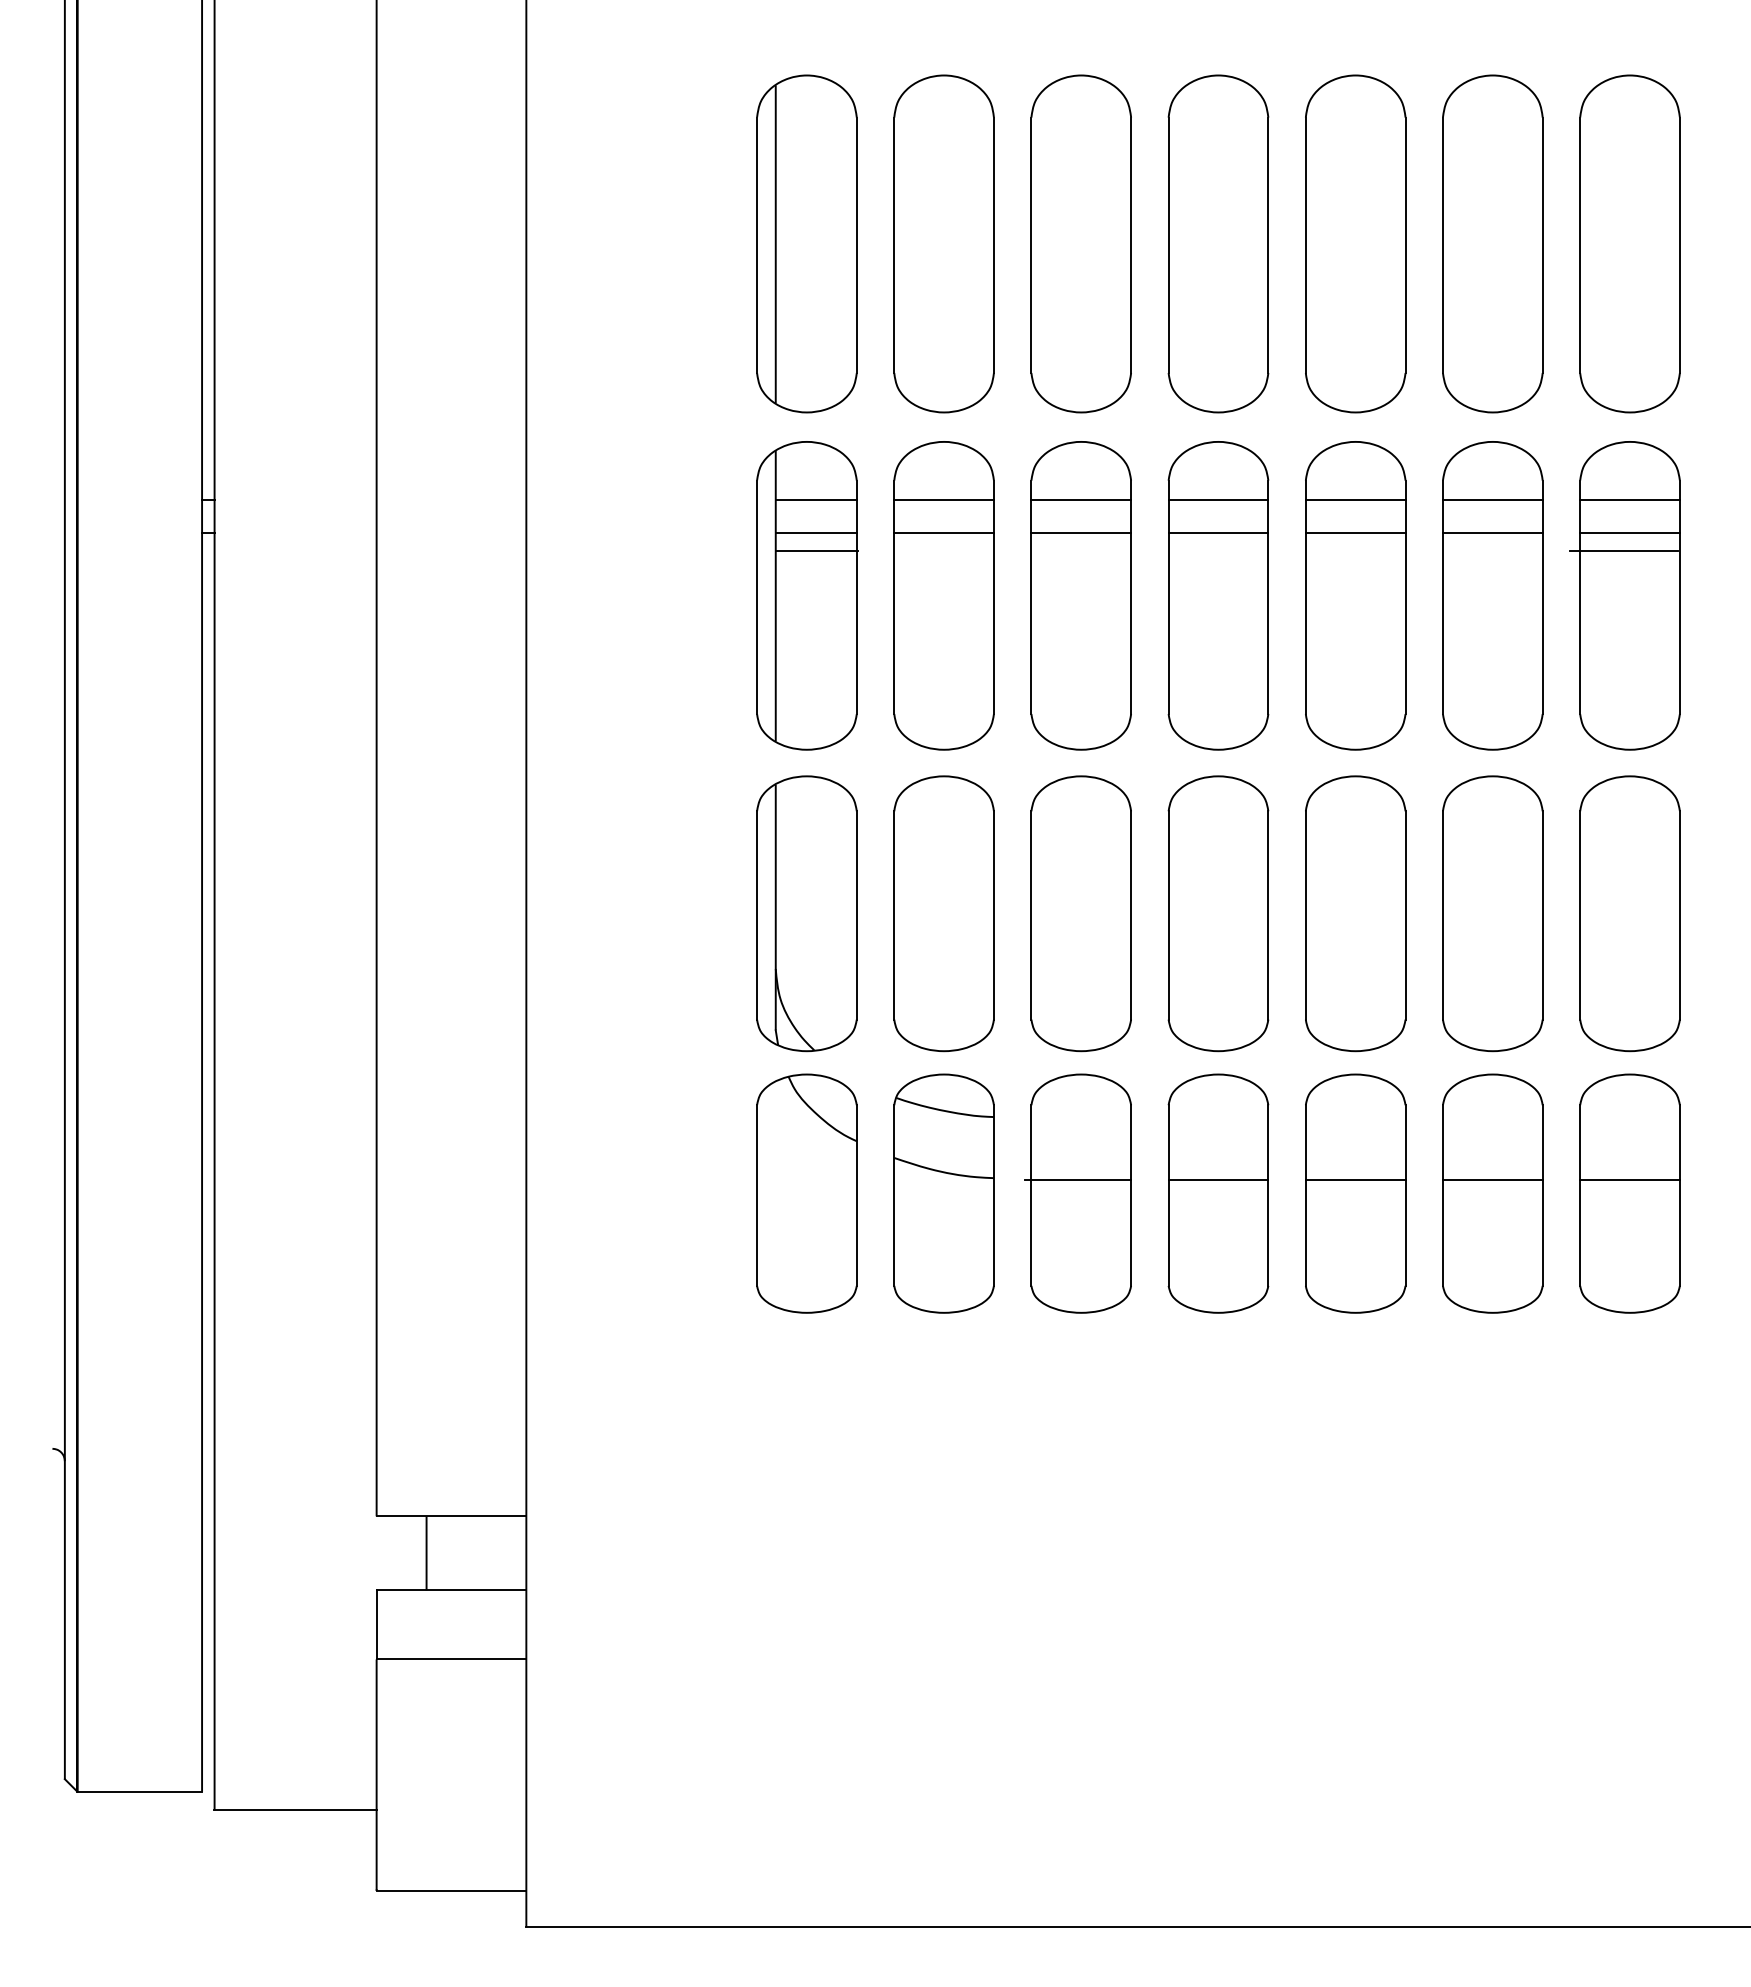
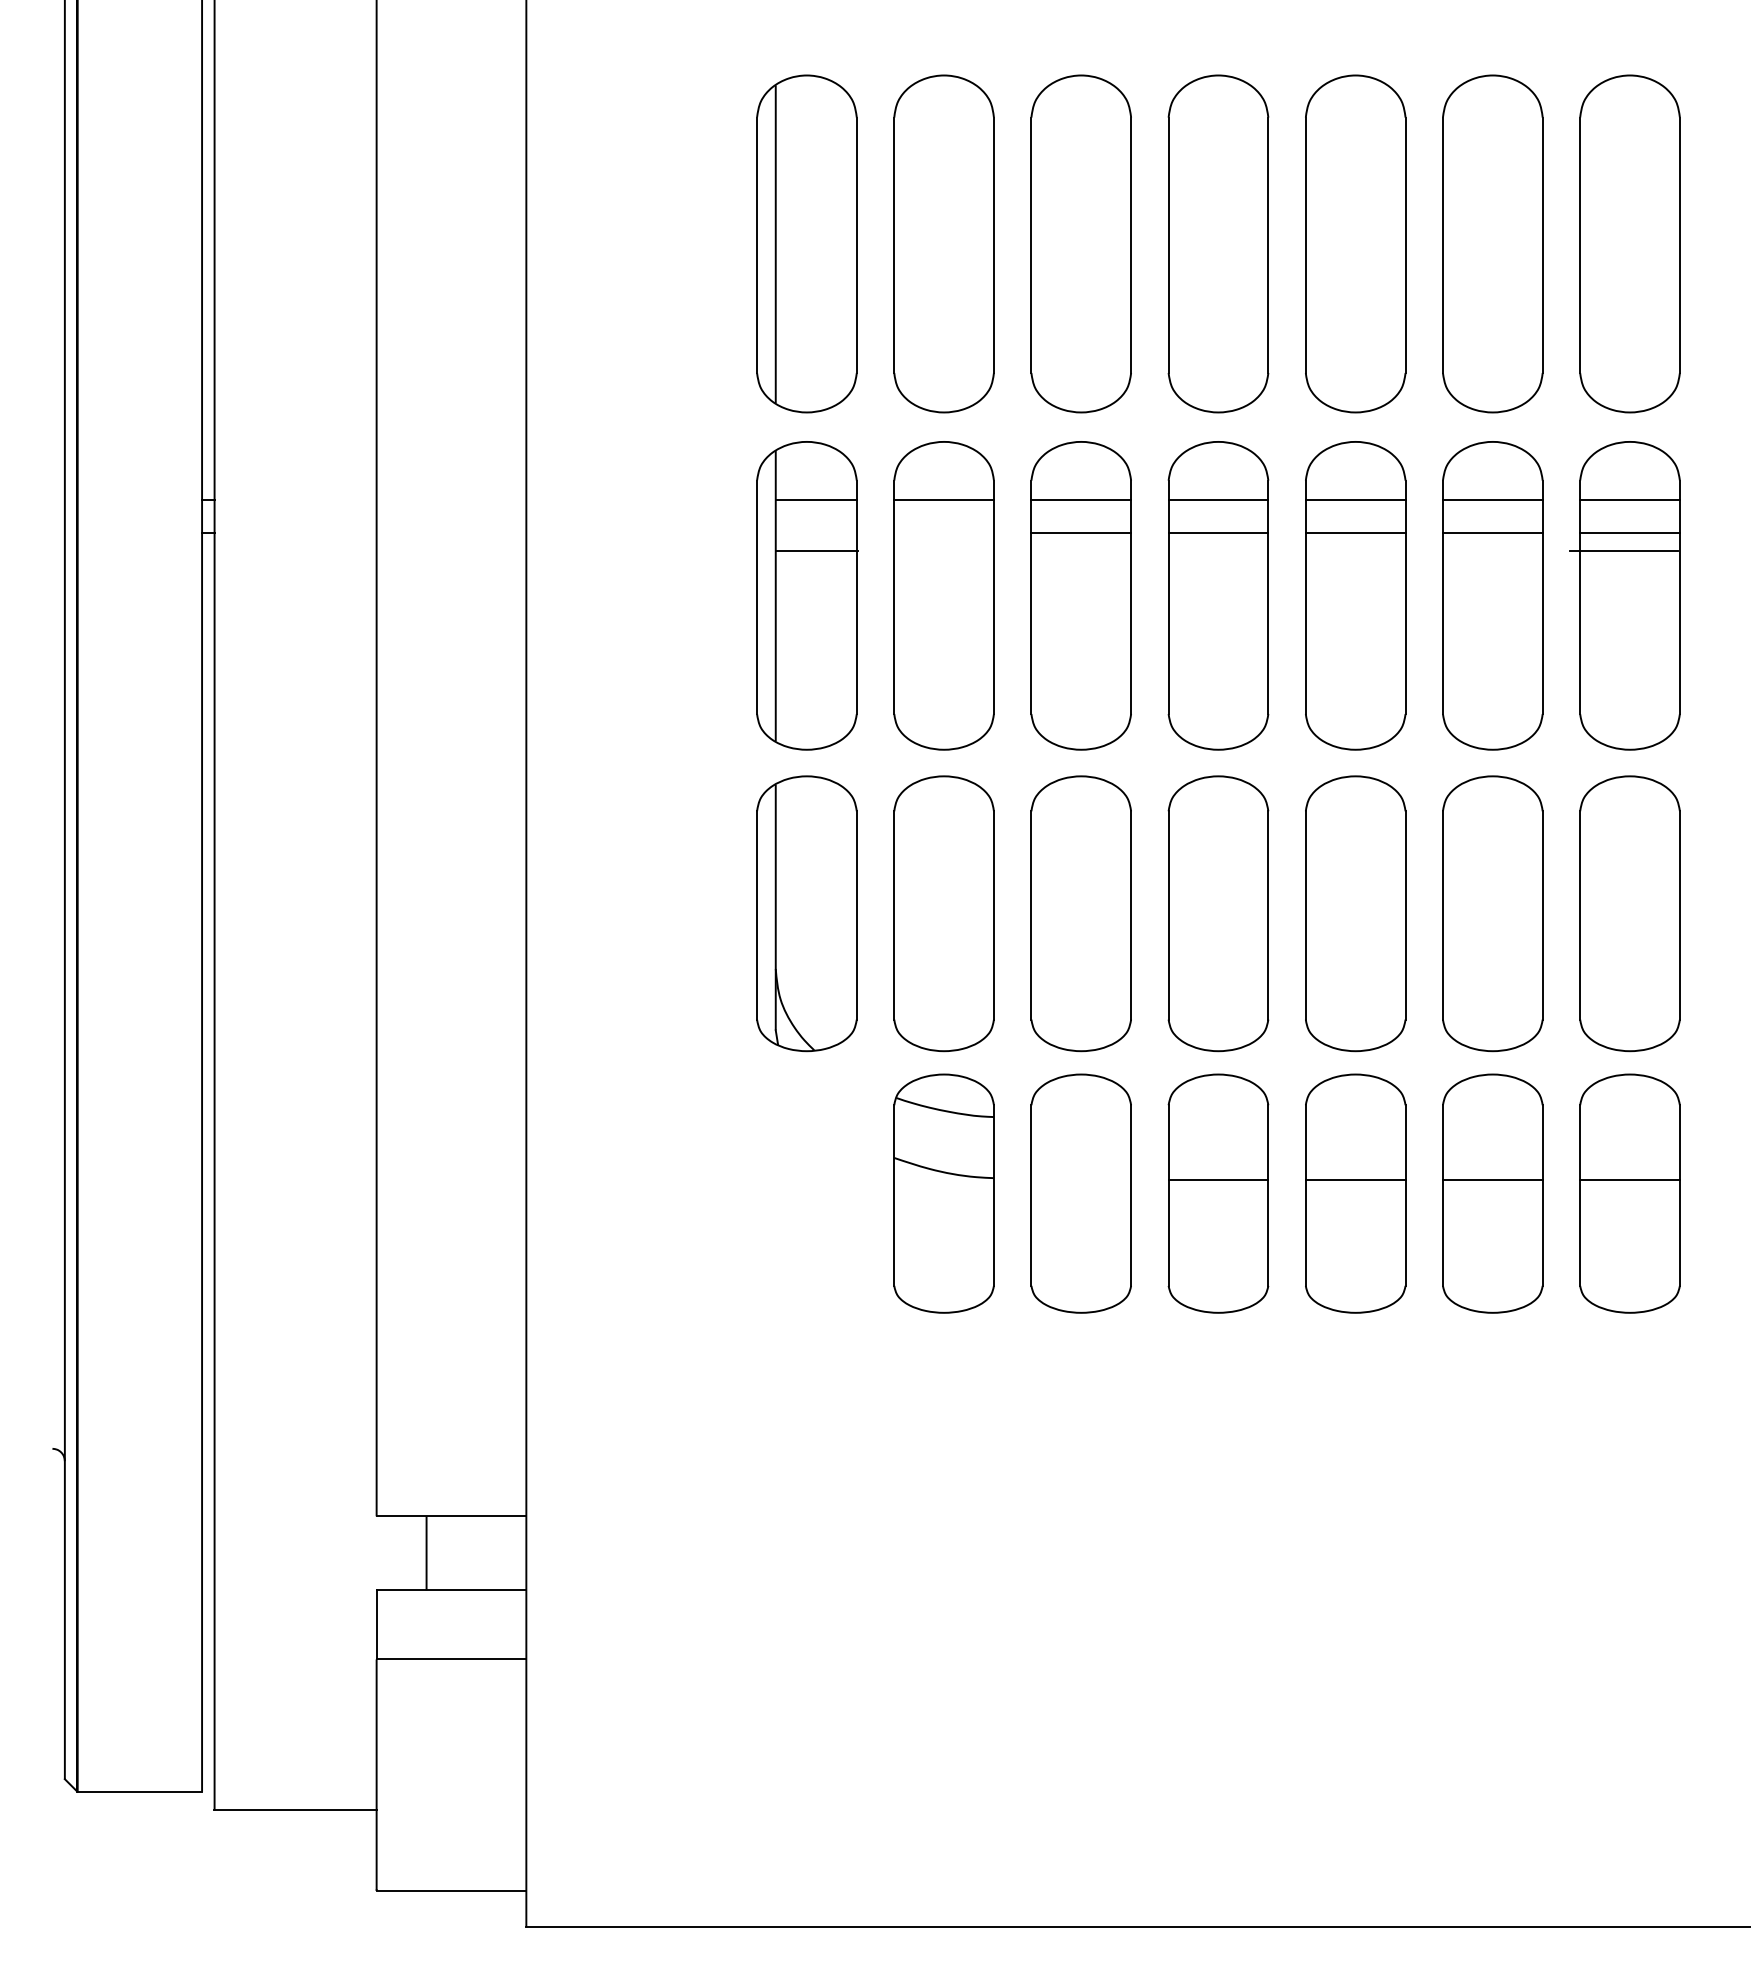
line: present -> none (815, 533)
line: present -> none (943, 533)
line: present -> none (1078, 1179)
part: present -> none (806, 1193)
